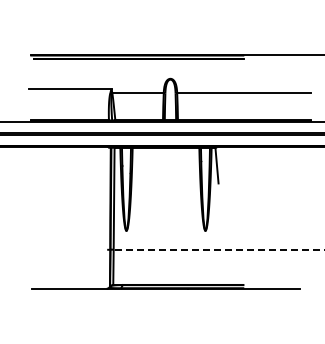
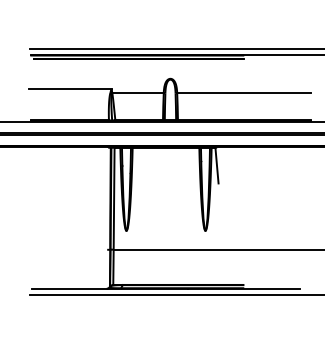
line: none -> present (175, 49)
line: dashed -> solid (218, 249)
line: none -> present (175, 294)
